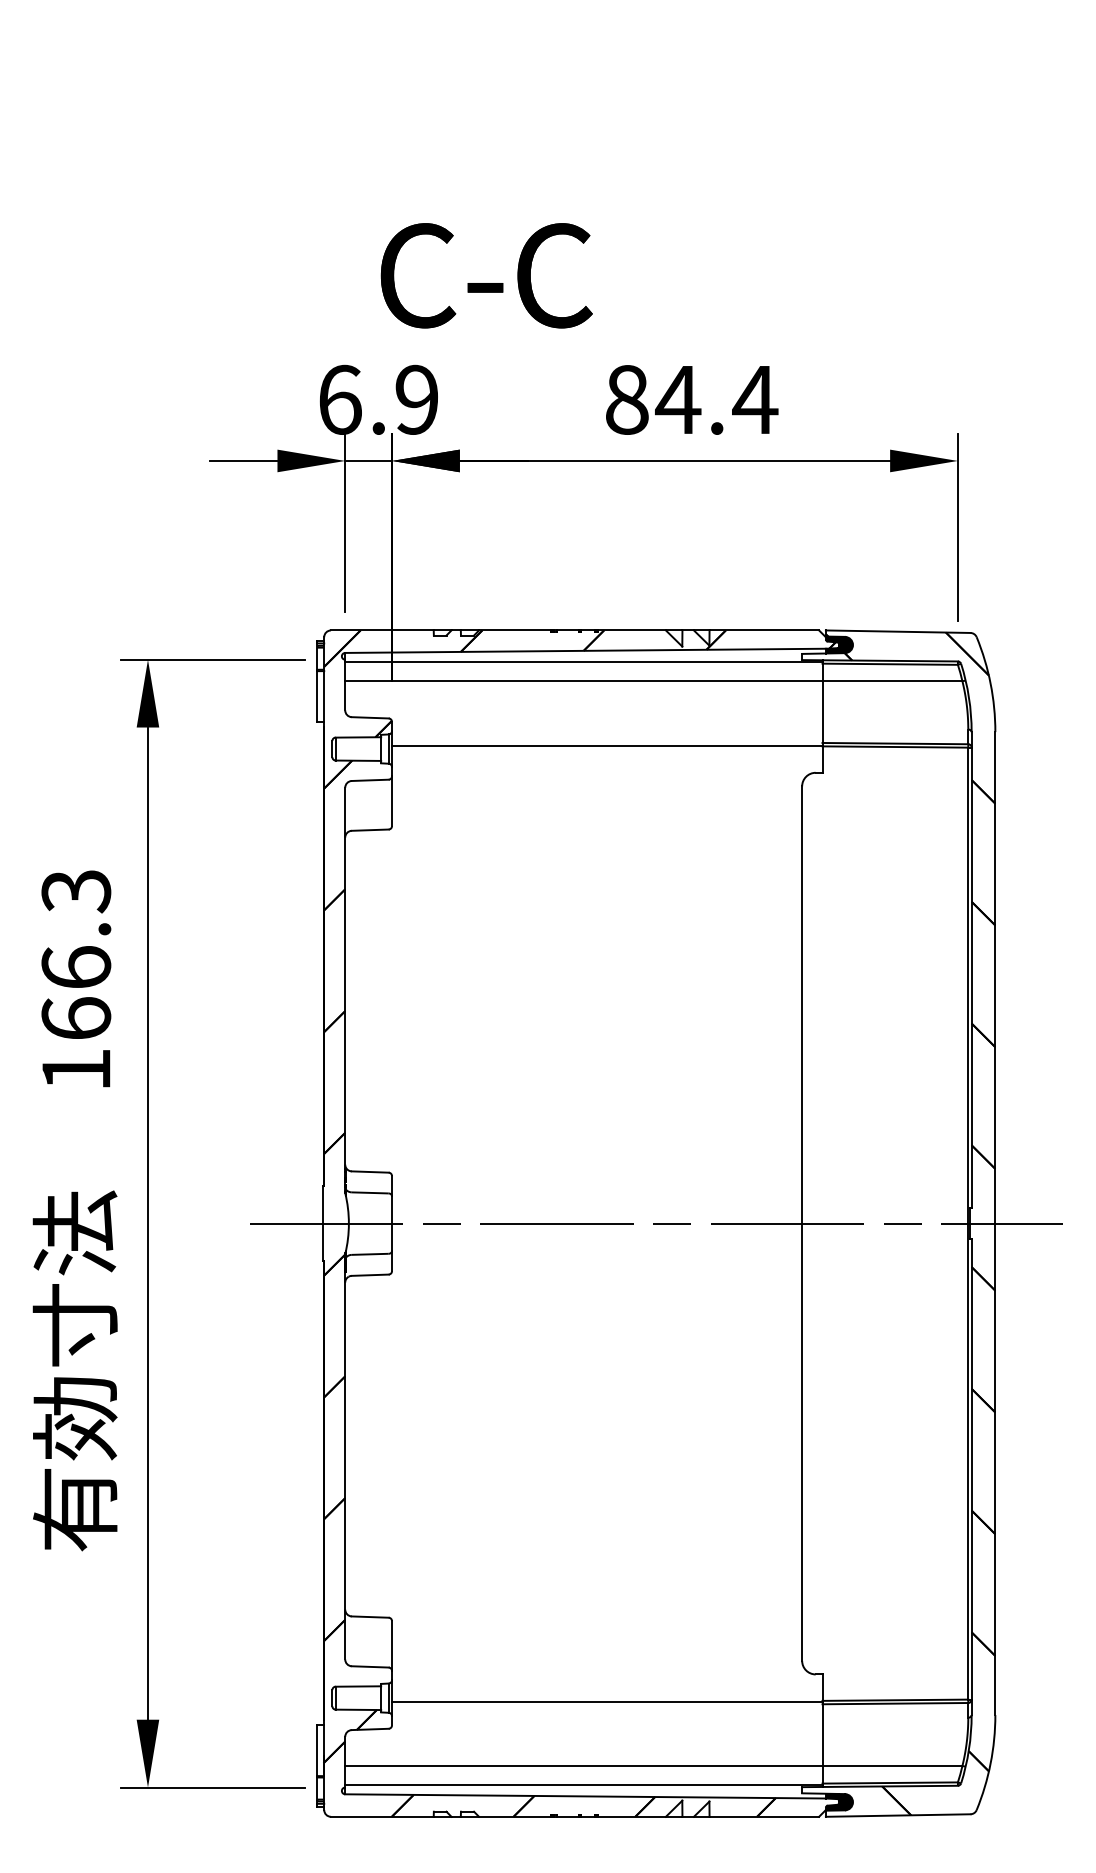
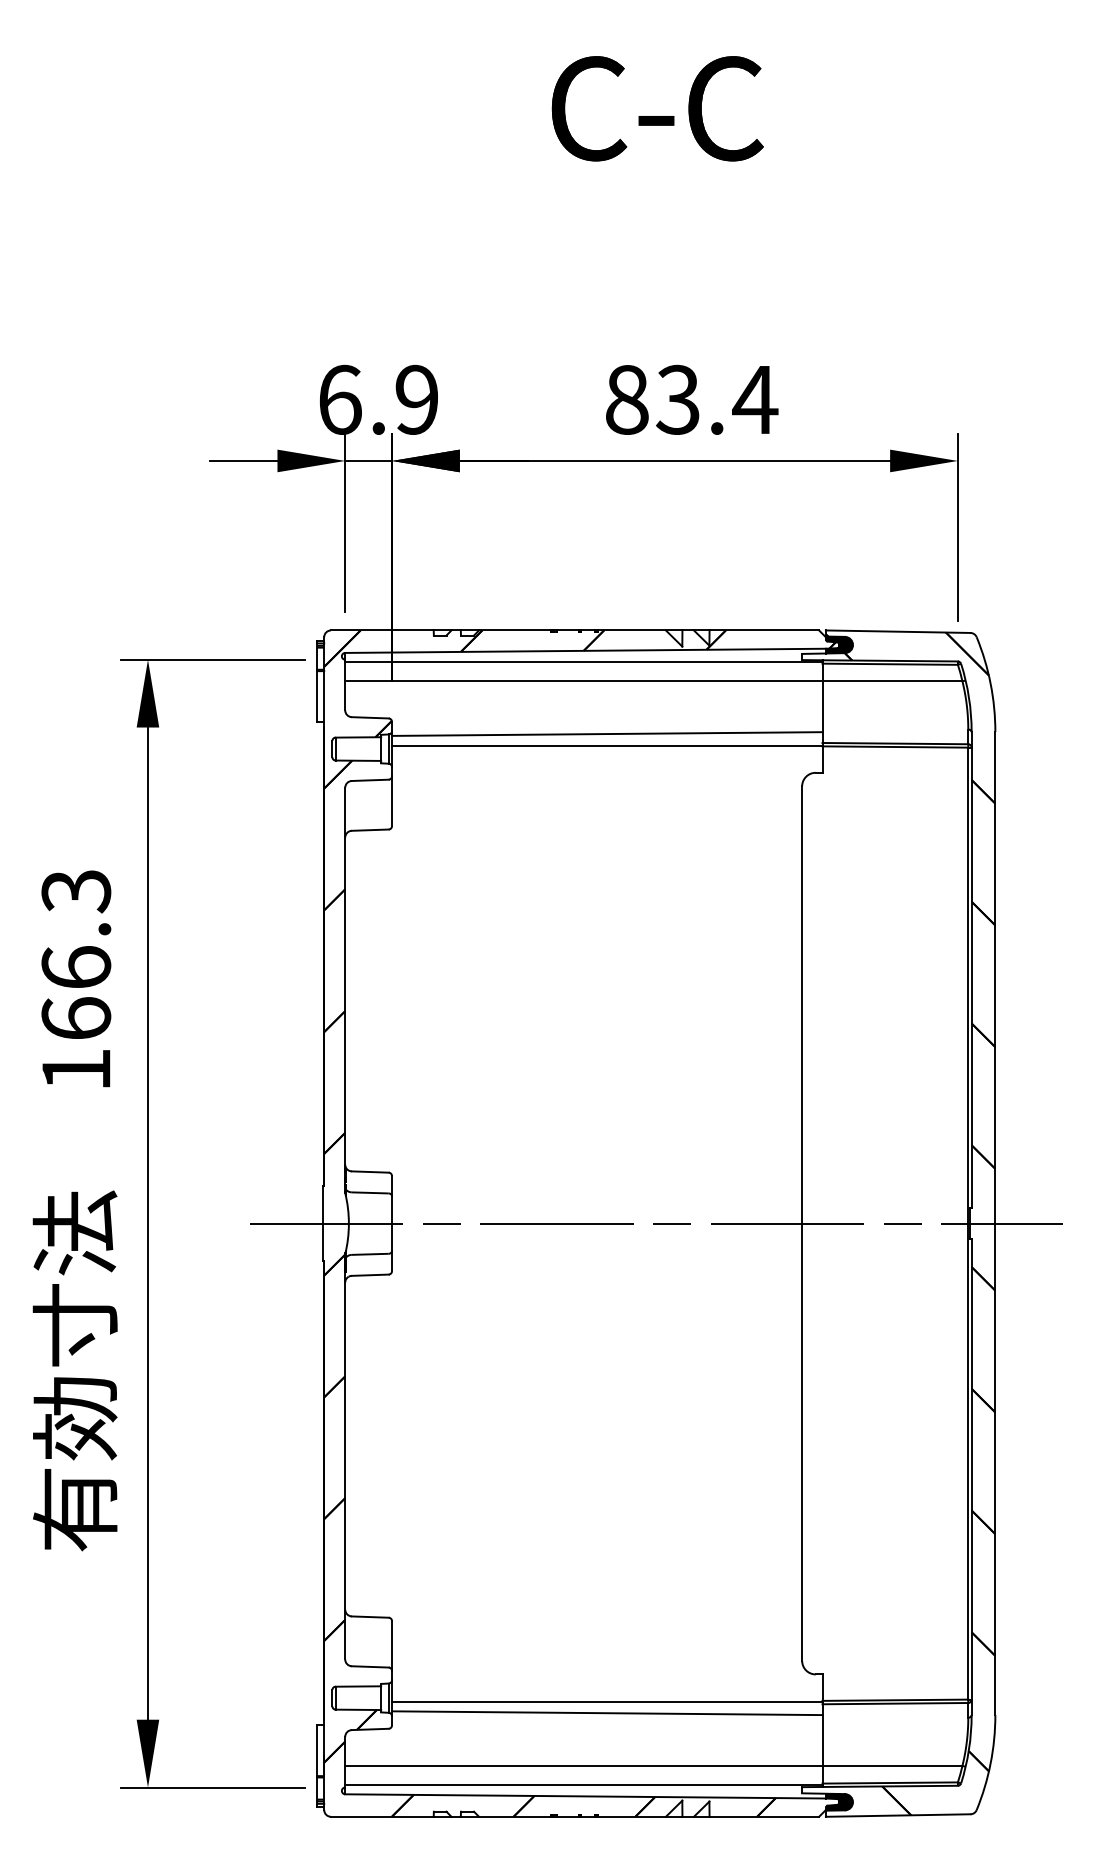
text position: (486, 275) -> (657, 108) (657, 108)
text: 84.4 -> 83.4 (678, 399)
line: none -> present (607, 733)
line: none -> present (607, 1713)
